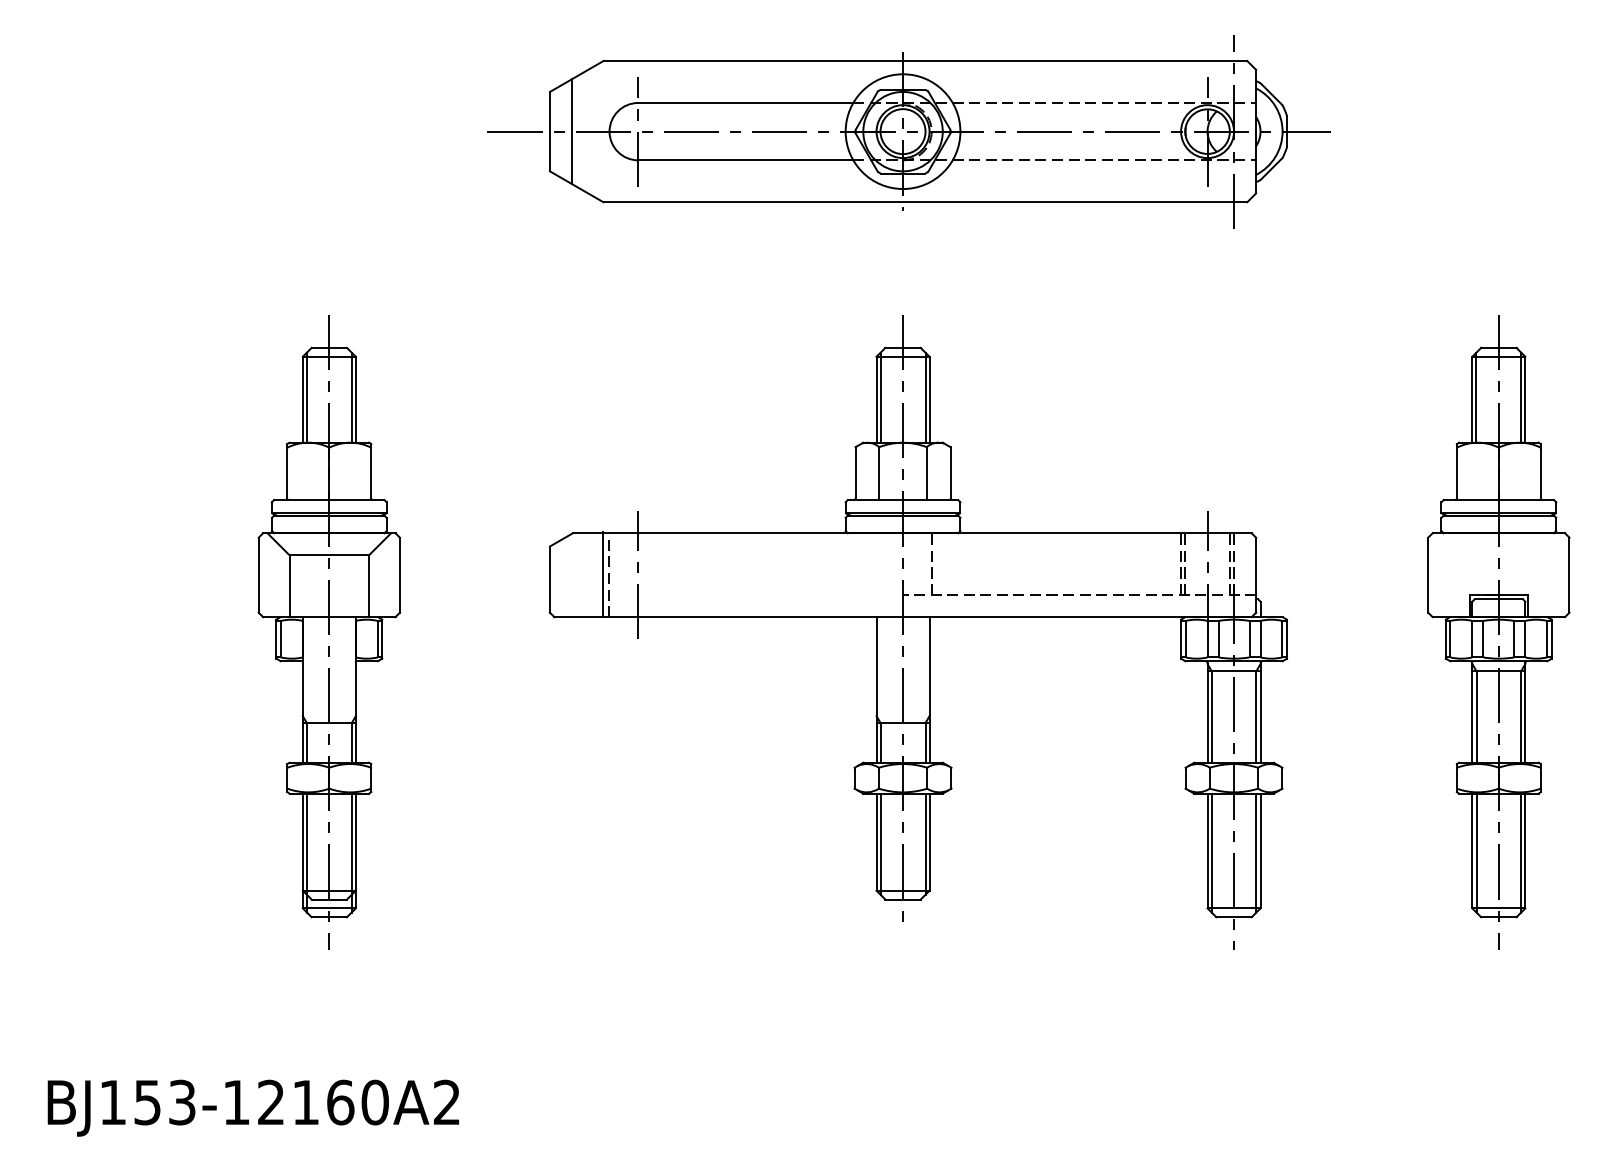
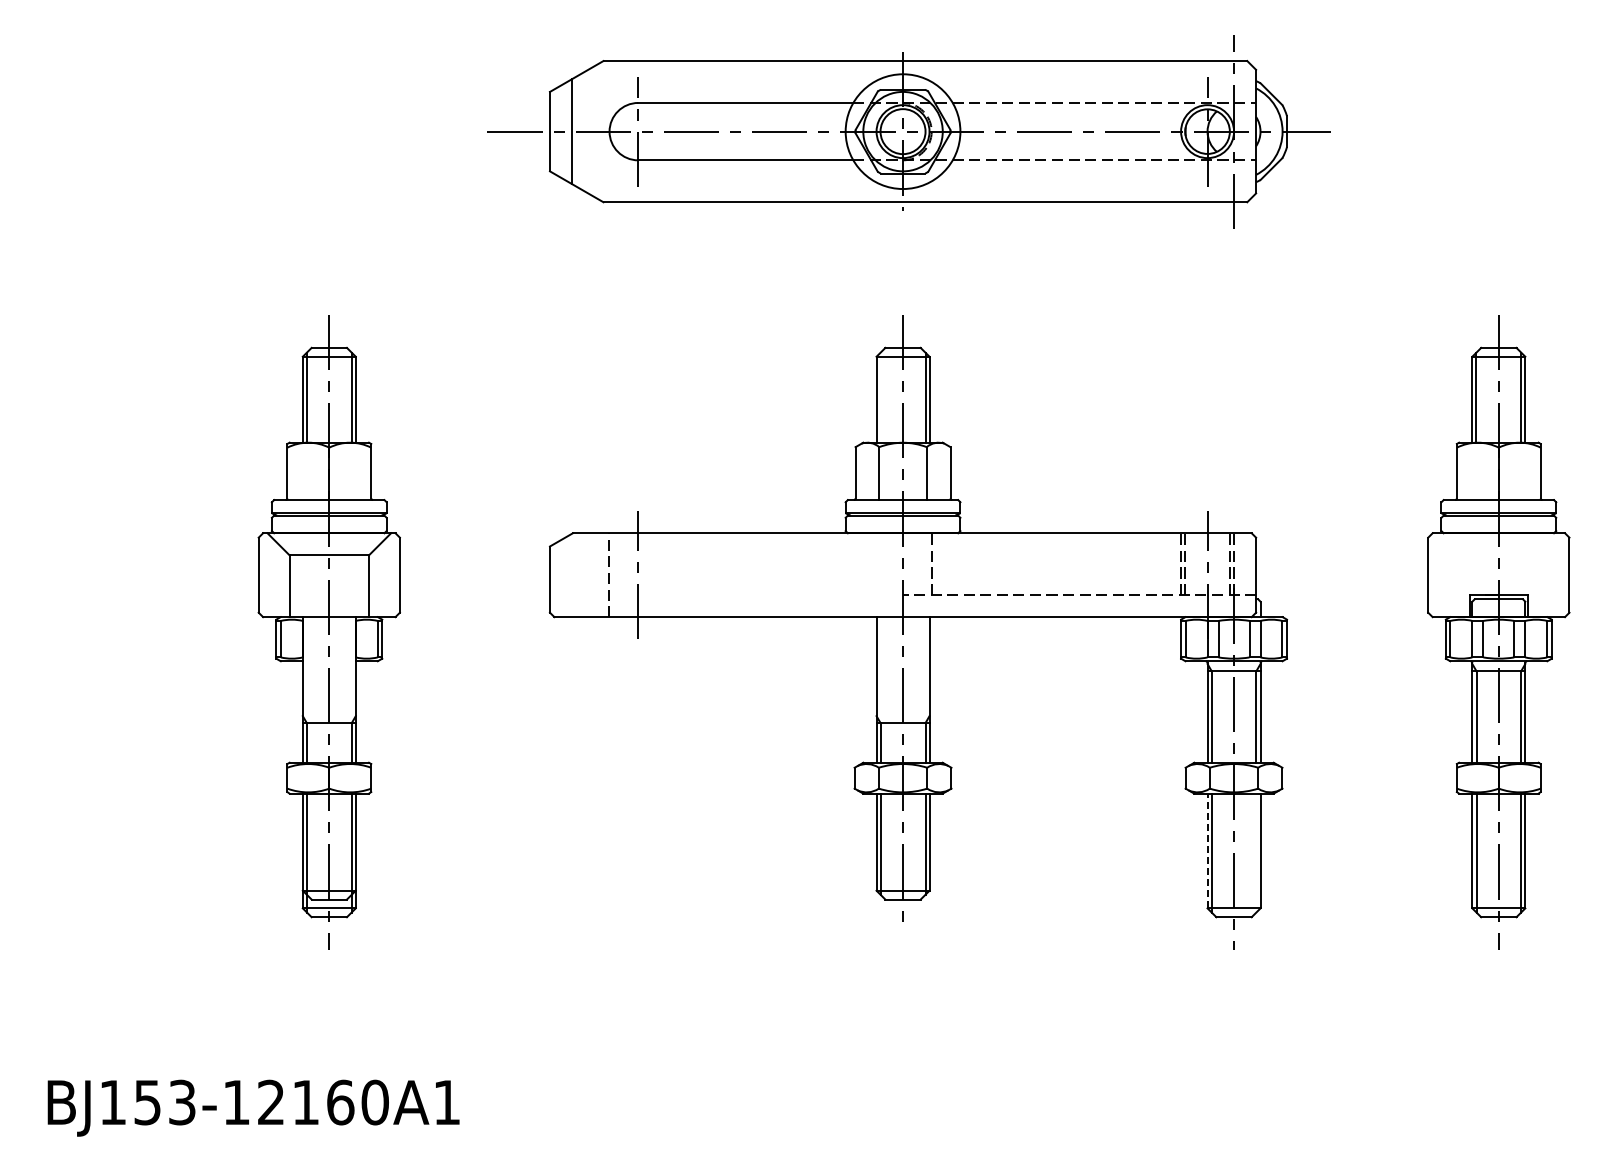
line: present -> none (880, 397)
line: present -> none (602, 574)
line: solid -> dashed (1207, 850)
line: present -> none (1256, 852)
text: BJ153-12160A2 -> BJ153-12160A1 (446, 1101)
